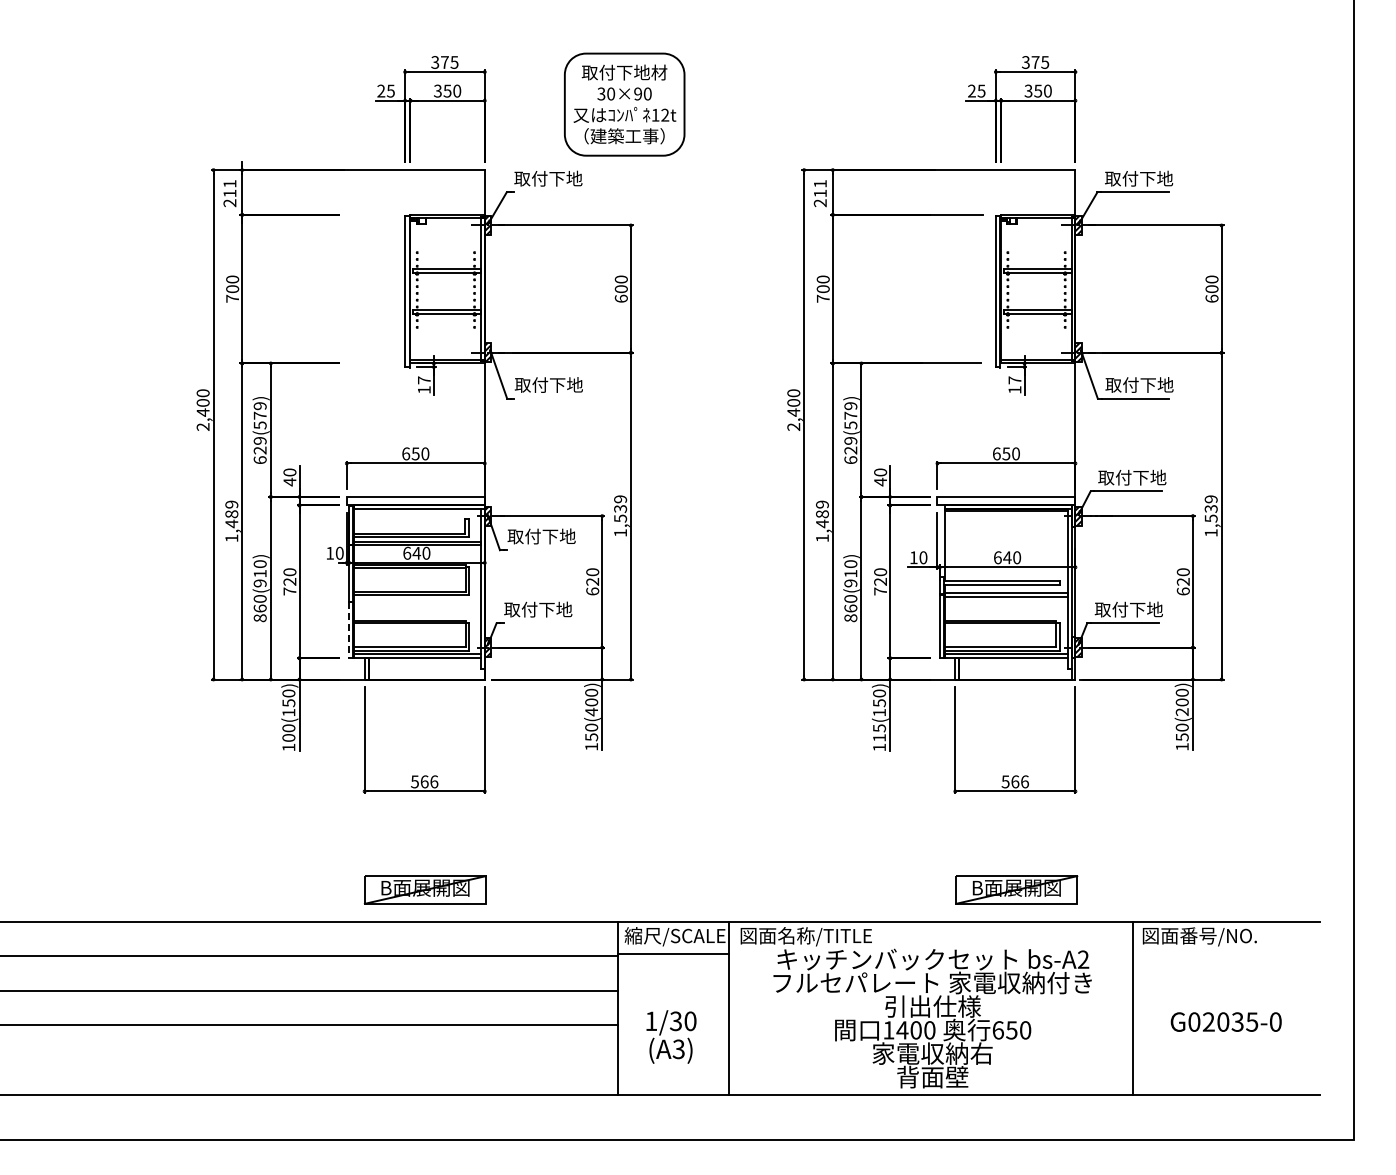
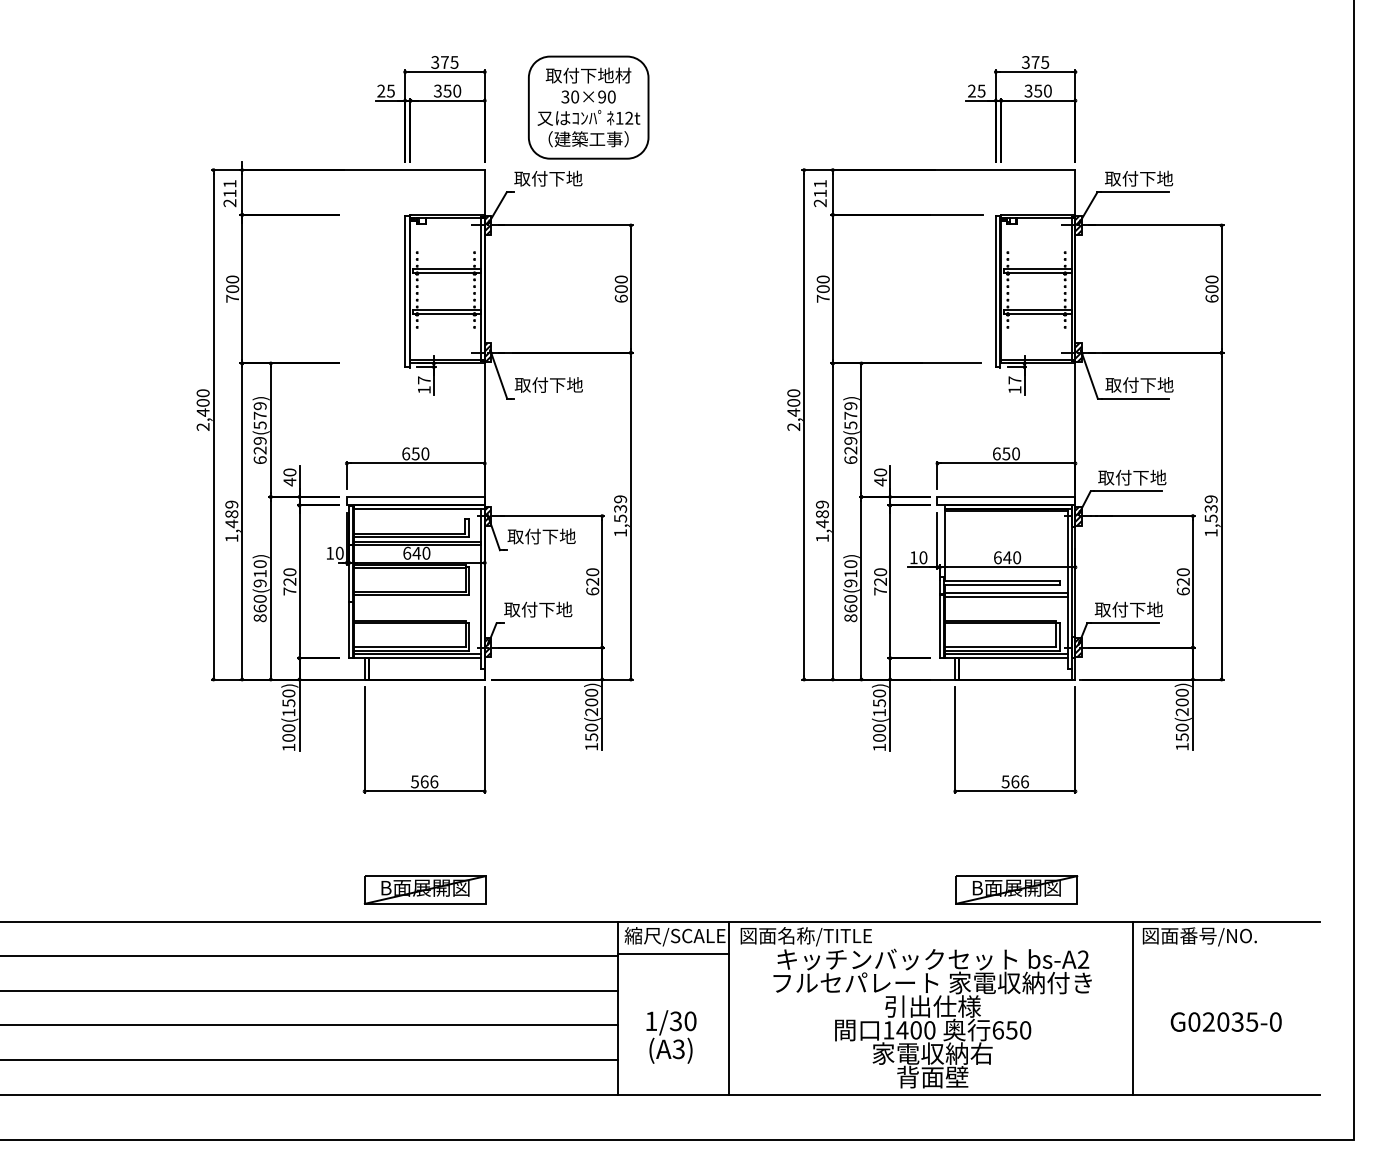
part position: (624, 104) -> (588, 107) (588, 107)
line: dashed -> solid (348, 630)
text: 150(400) -> 150(200) (591, 711)
text: 115(150) -> 100(150) (879, 732)
line: none -> present (309, 1060)
